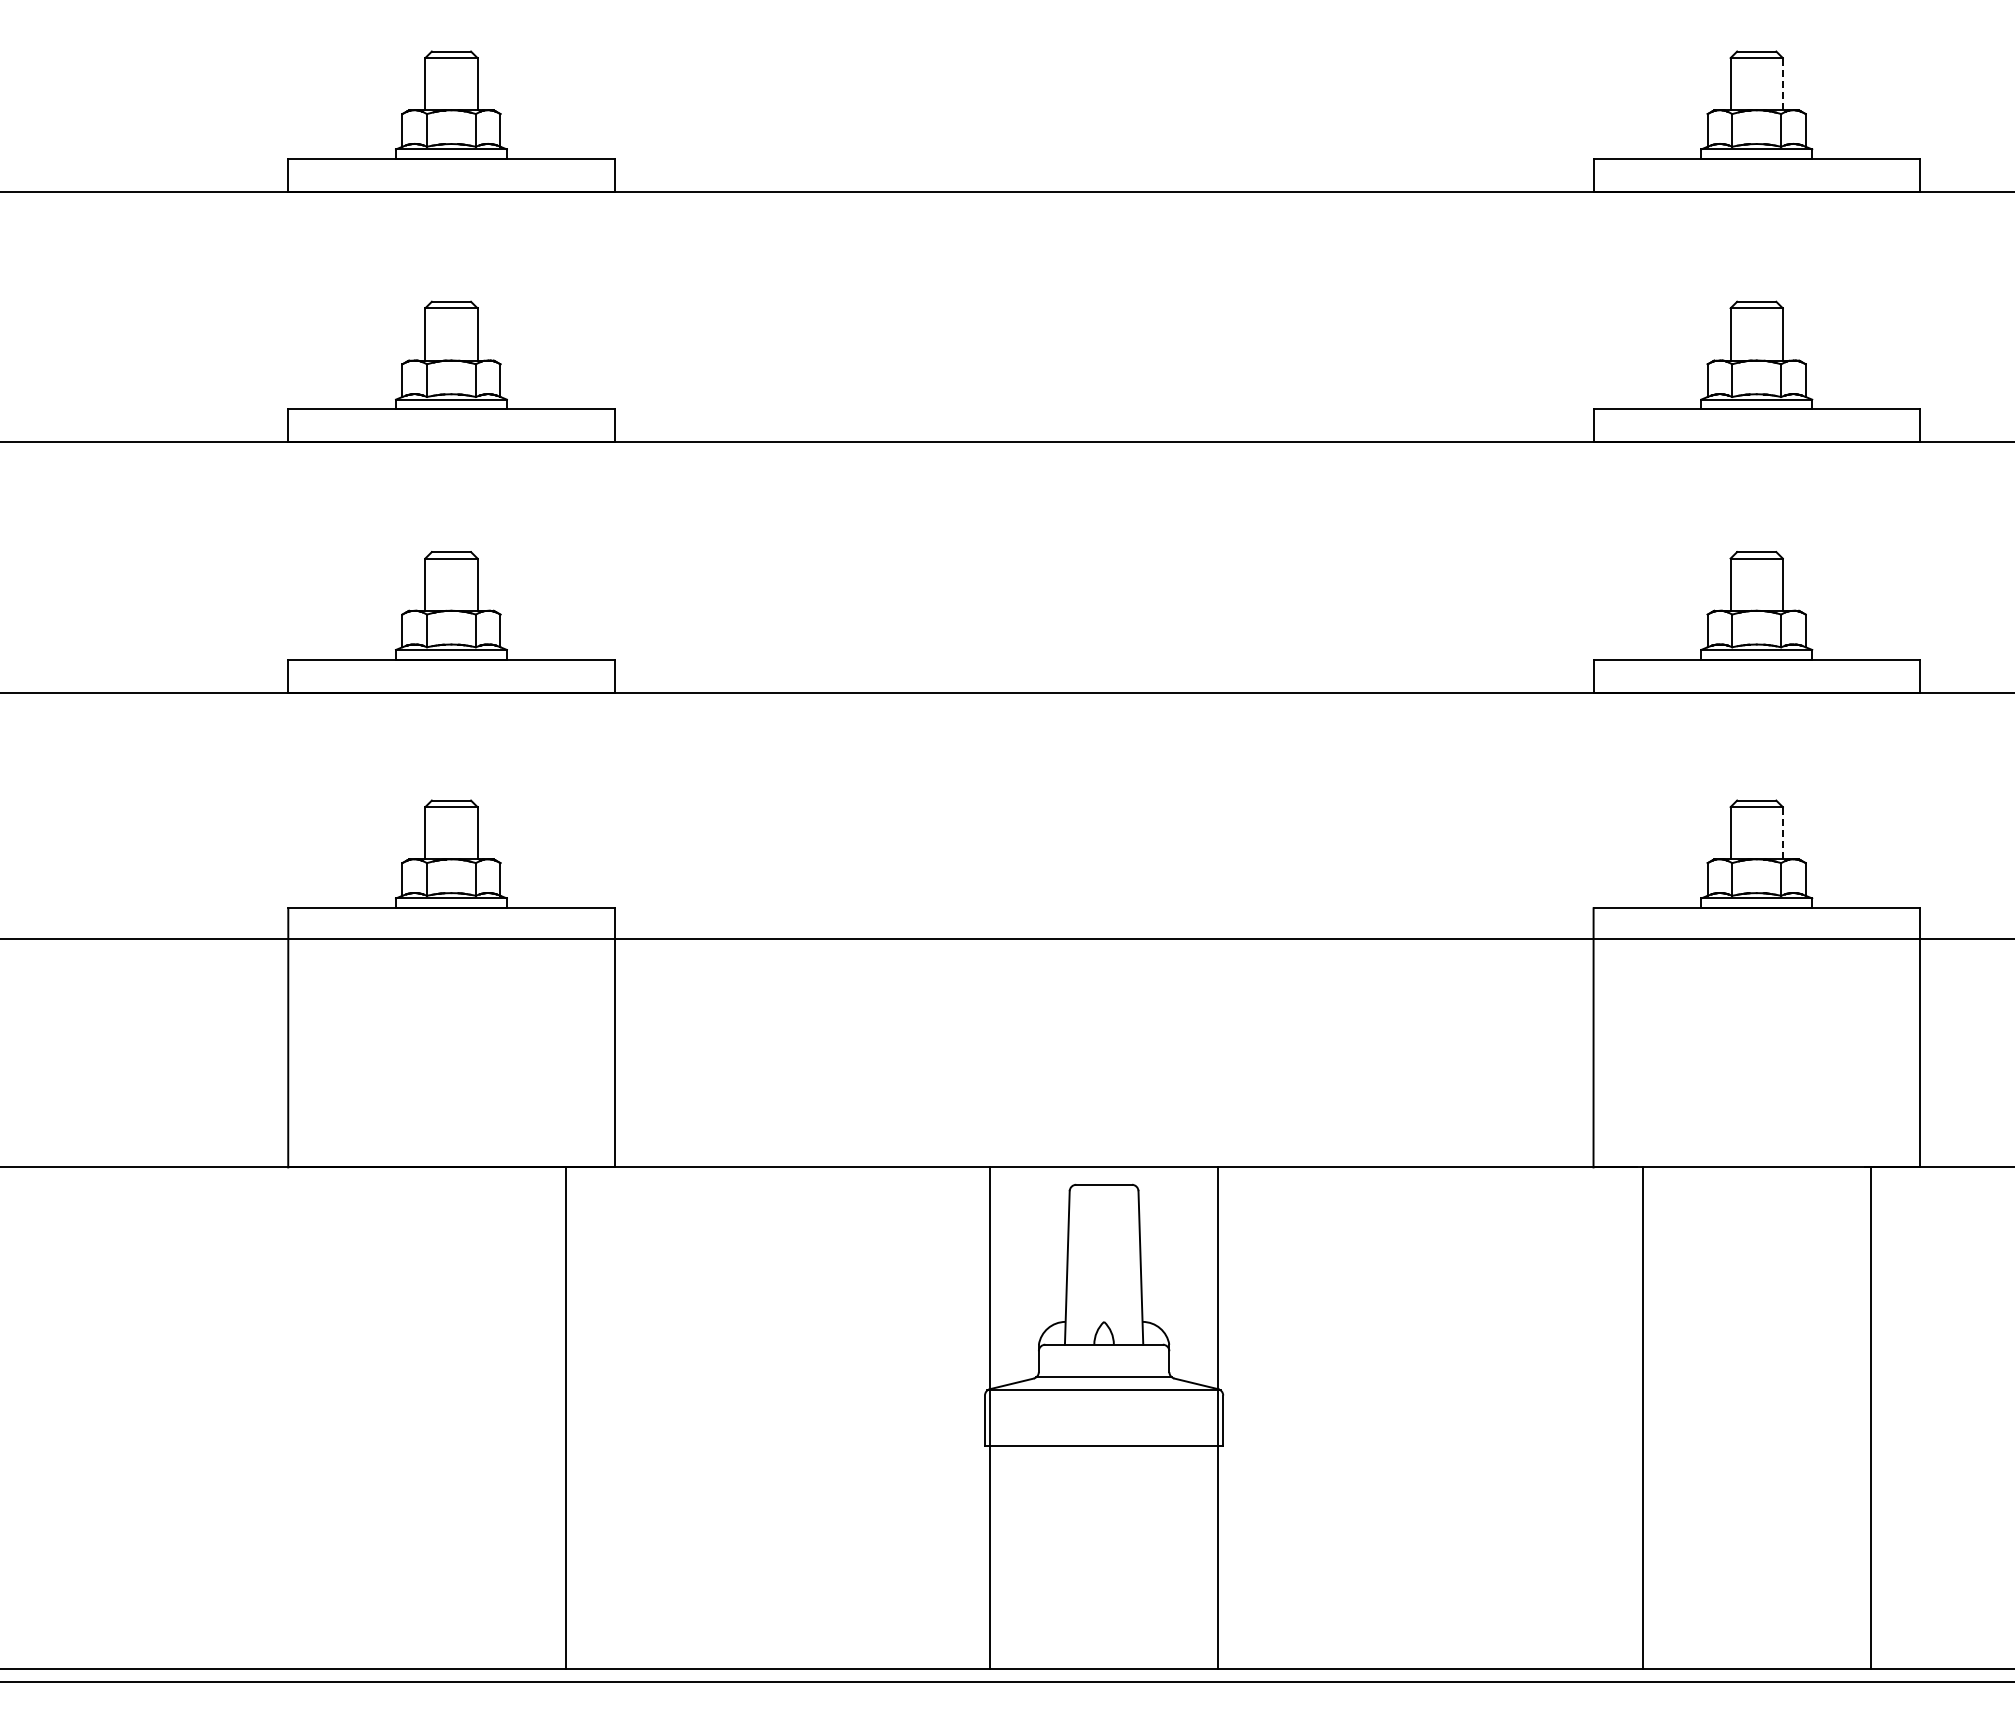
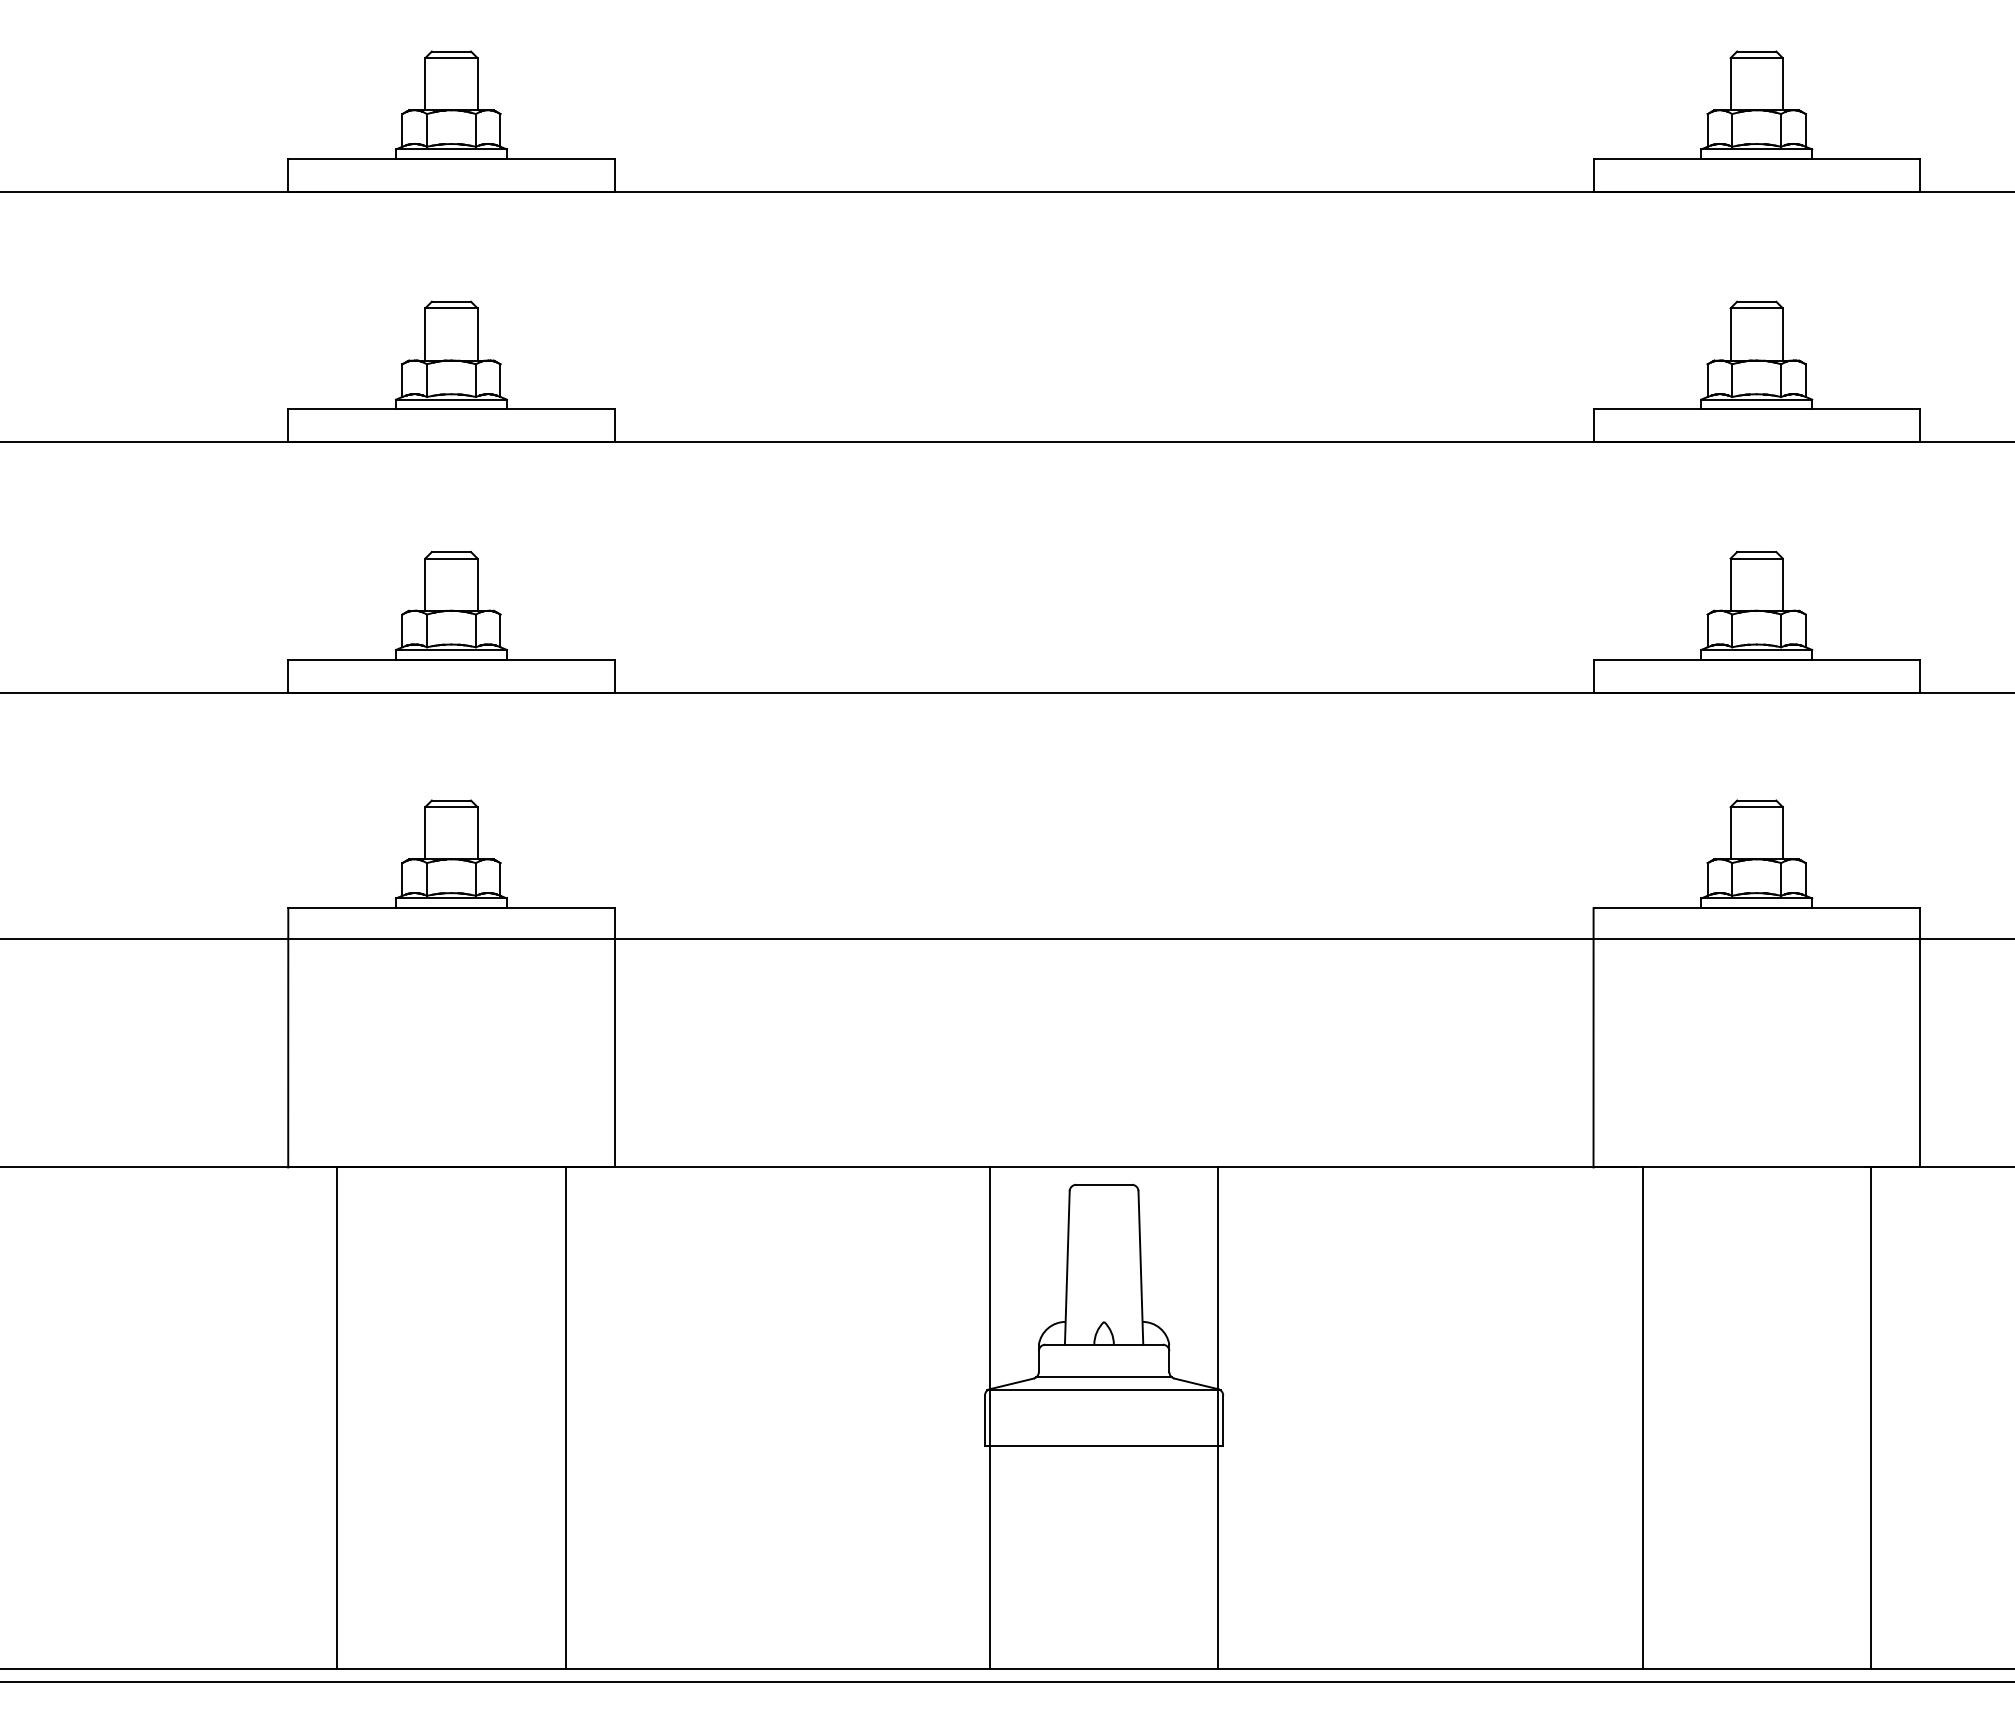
line: dashed -> solid (1782, 83)
line: dashed -> solid (1782, 832)
line: none -> present (337, 1418)
